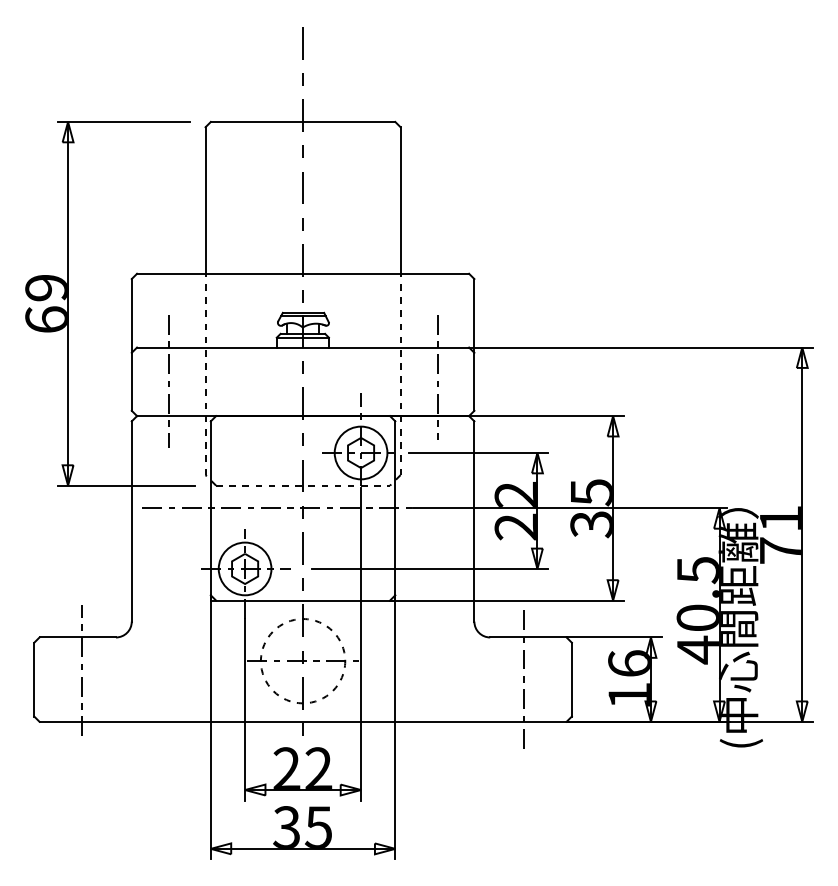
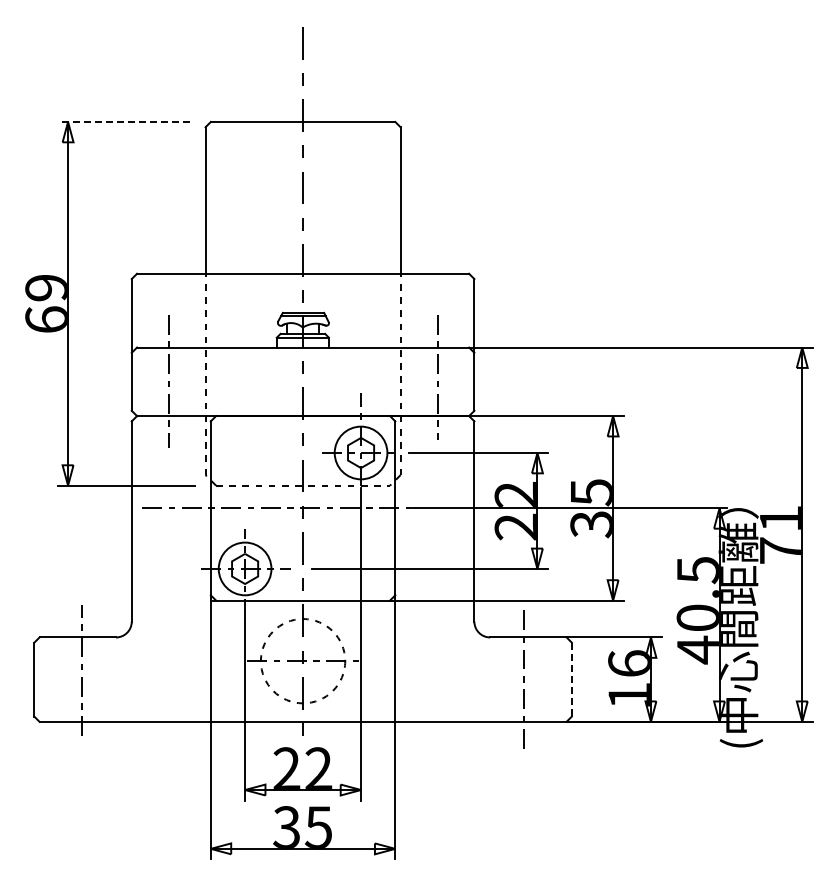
line: solid -> dashed (123, 121)
line: solid -> dashed (571, 679)
